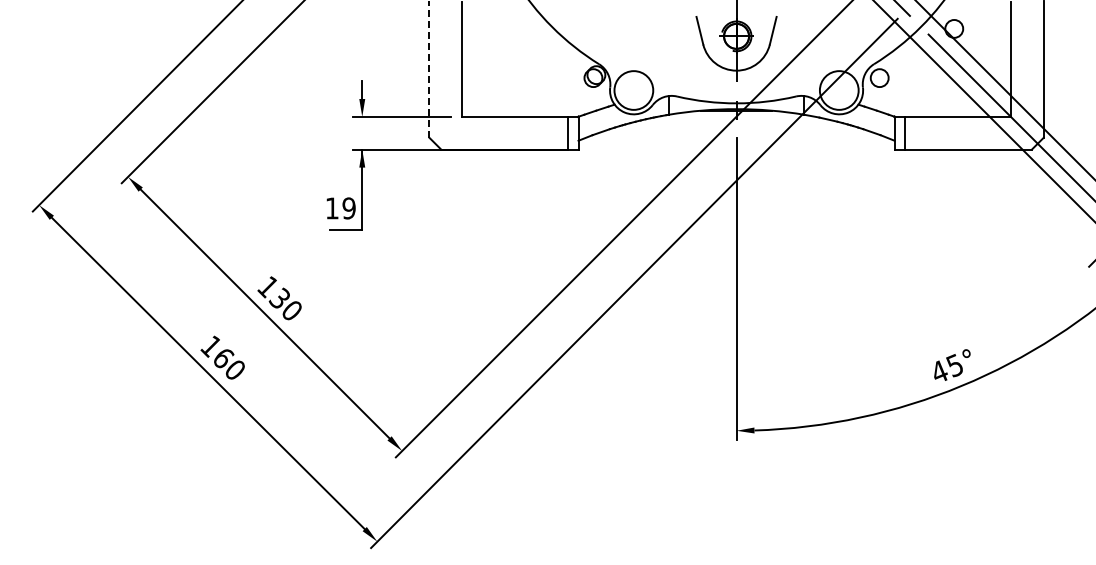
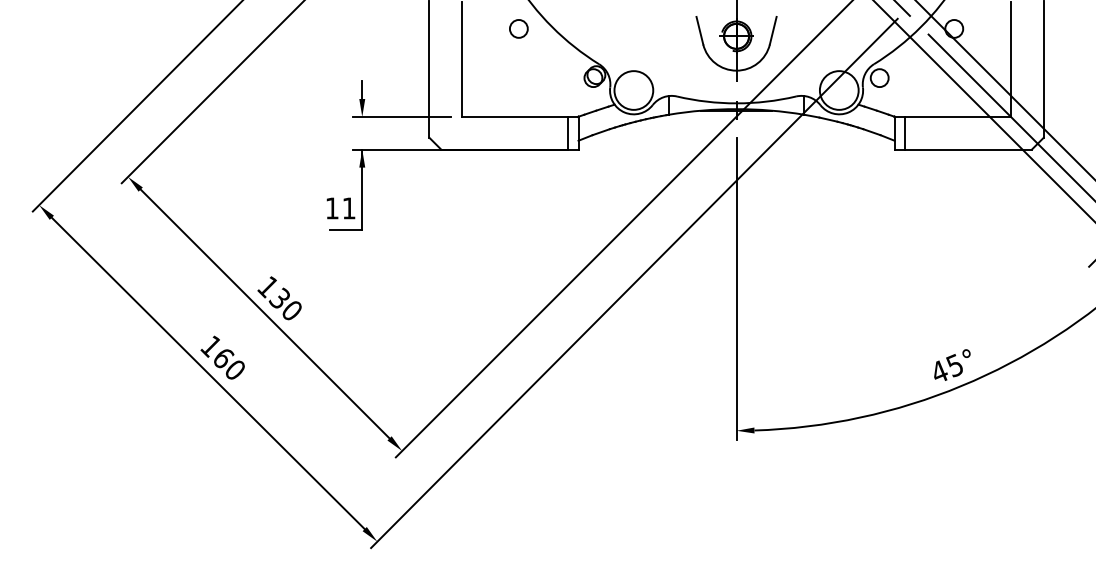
circle: none -> present (518, 28)
line: dashed -> solid (429, 68)
text: 19 -> 11 (348, 208)
